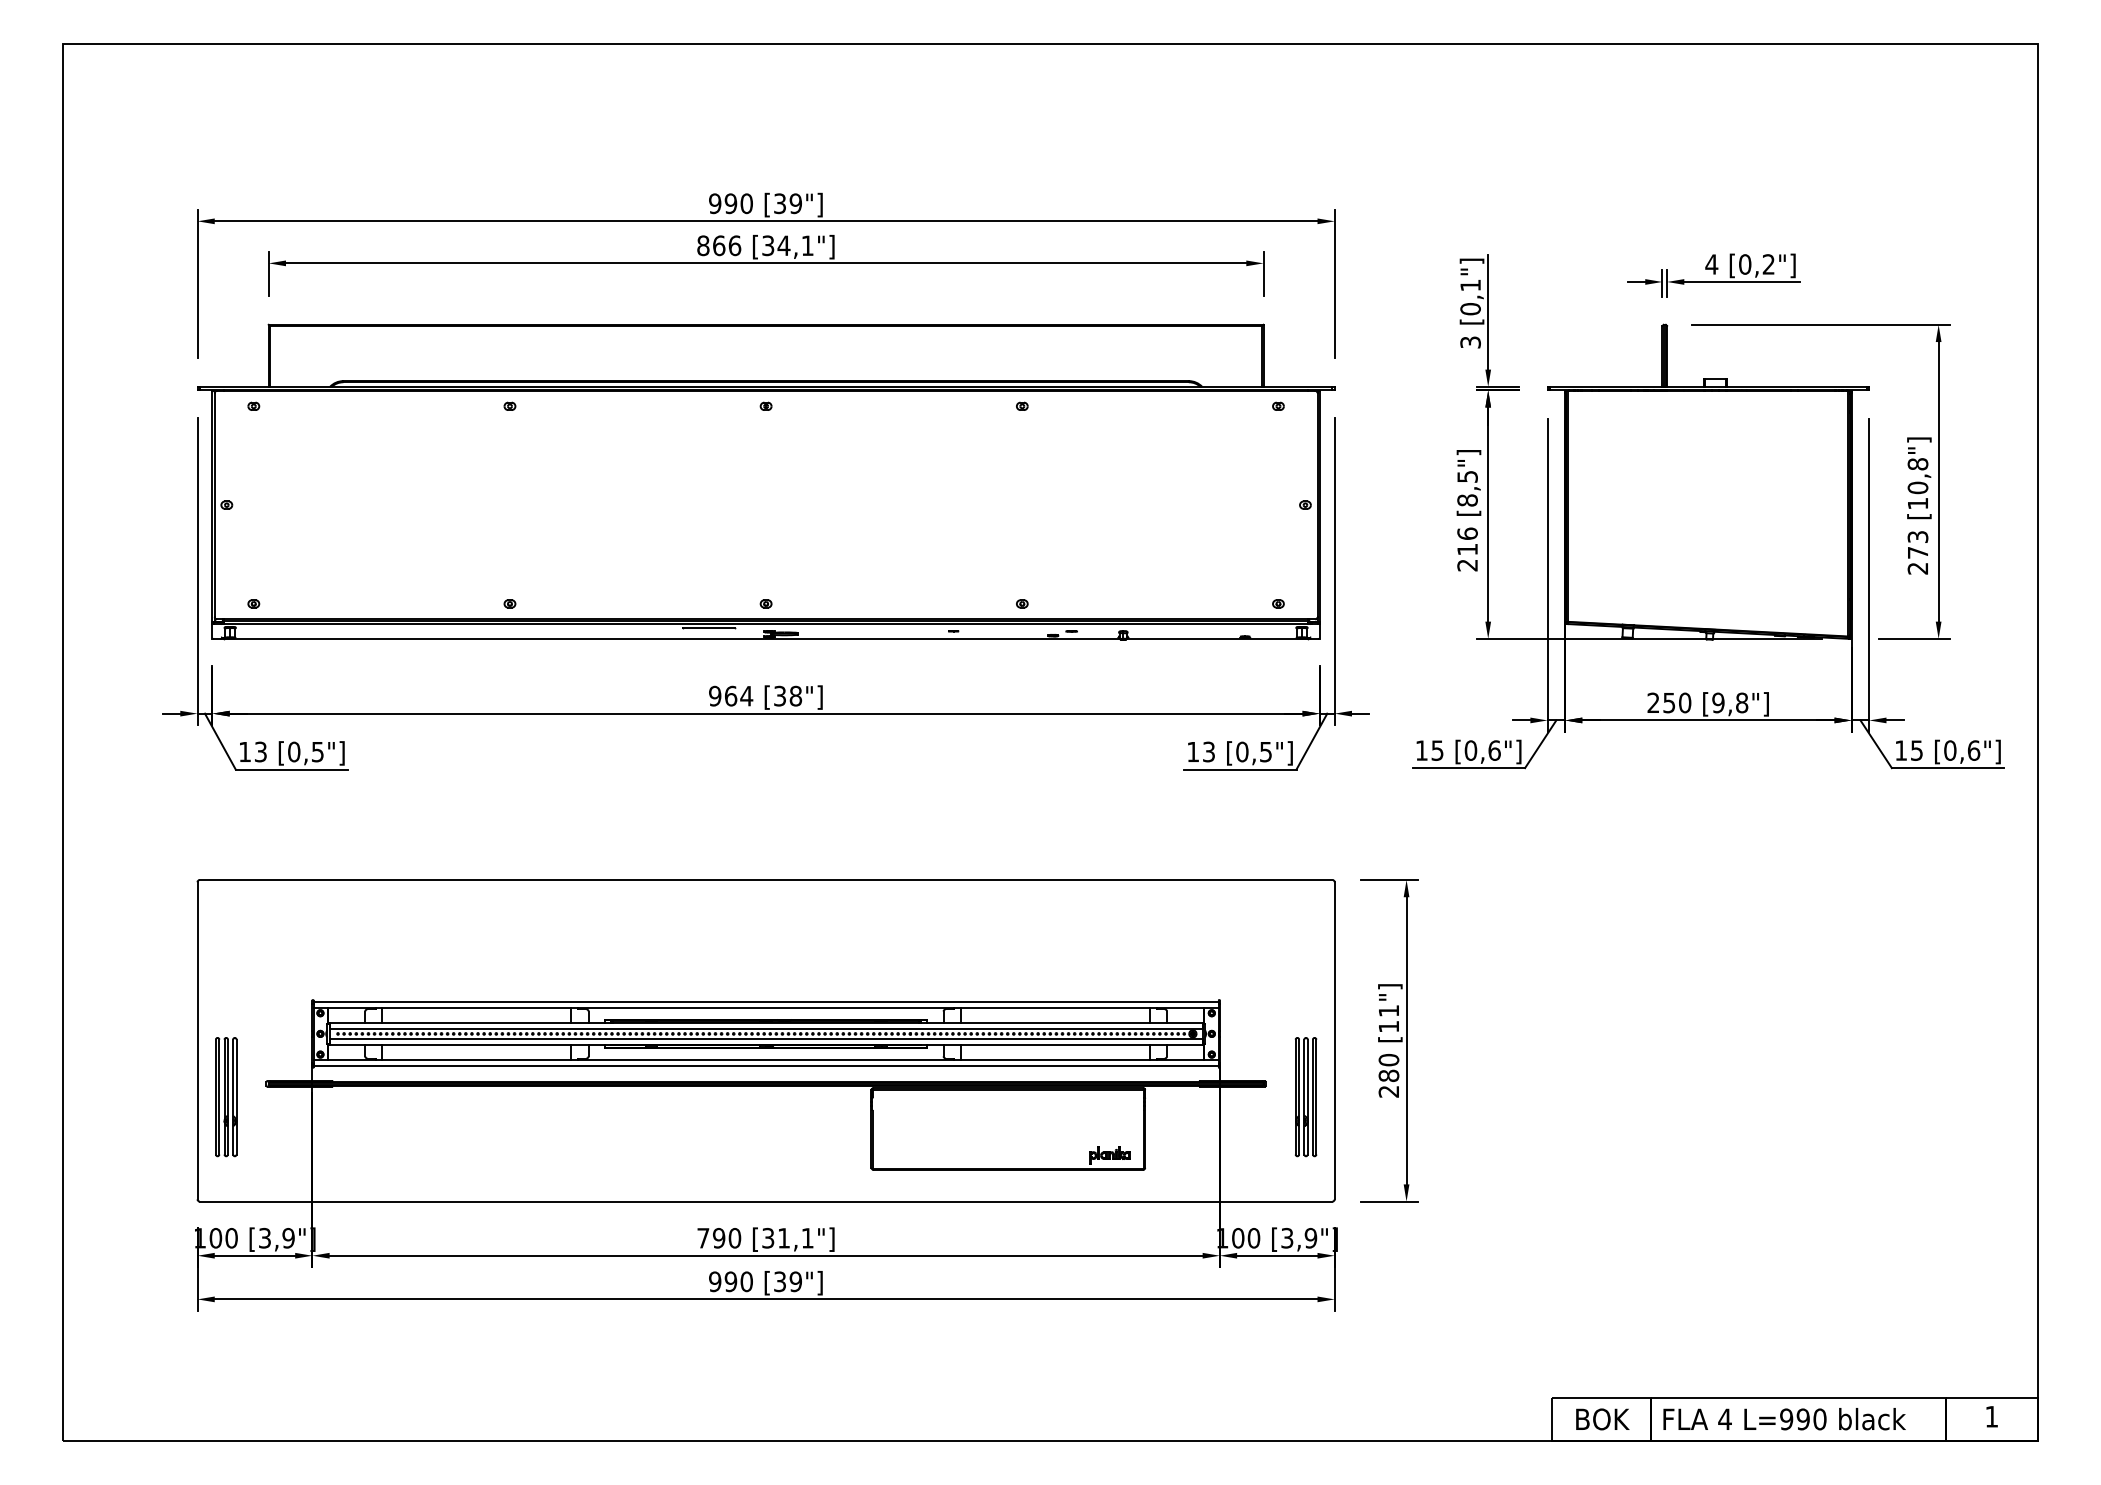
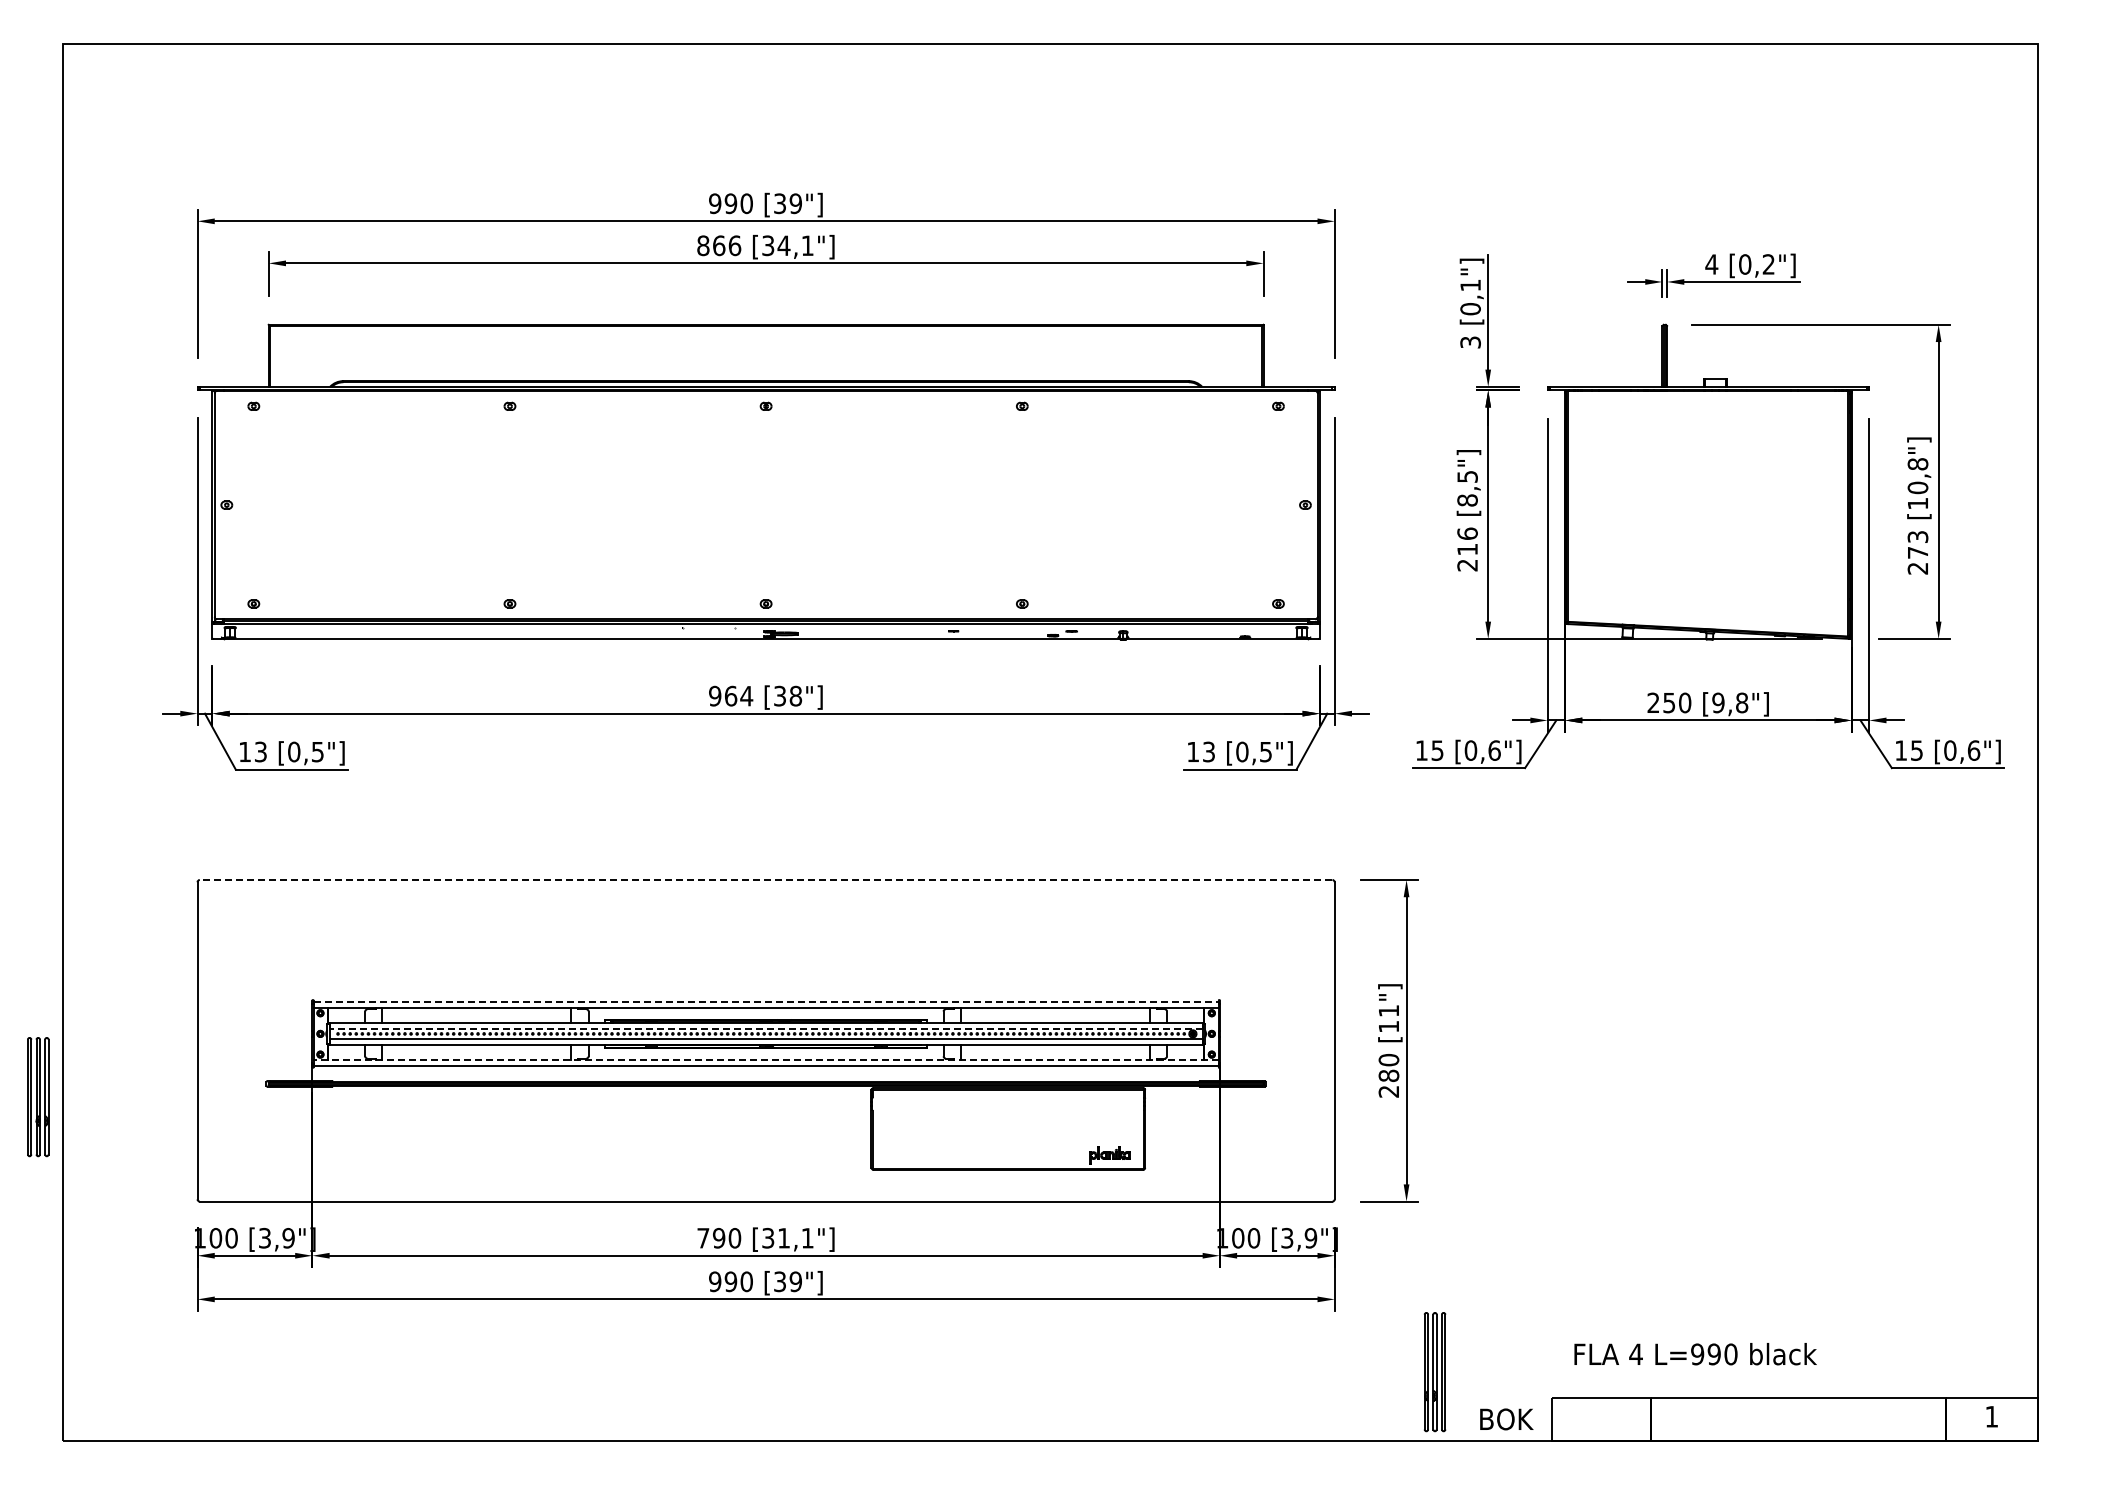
line: present -> none (708, 627)
line: solid -> dashed (765, 880)
line: solid -> dashed (766, 1001)
line: solid -> dashed (766, 1028)
line: solid -> dashed (766, 1060)
part position: (226, 1097) -> (38, 1097) (38, 1097)
part position: (1306, 1097) -> (1435, 1372) (1435, 1372)
text position: (1602, 1419) -> (1506, 1419) (1506, 1419)
text position: (1784, 1419) -> (1695, 1354) (1695, 1354)
